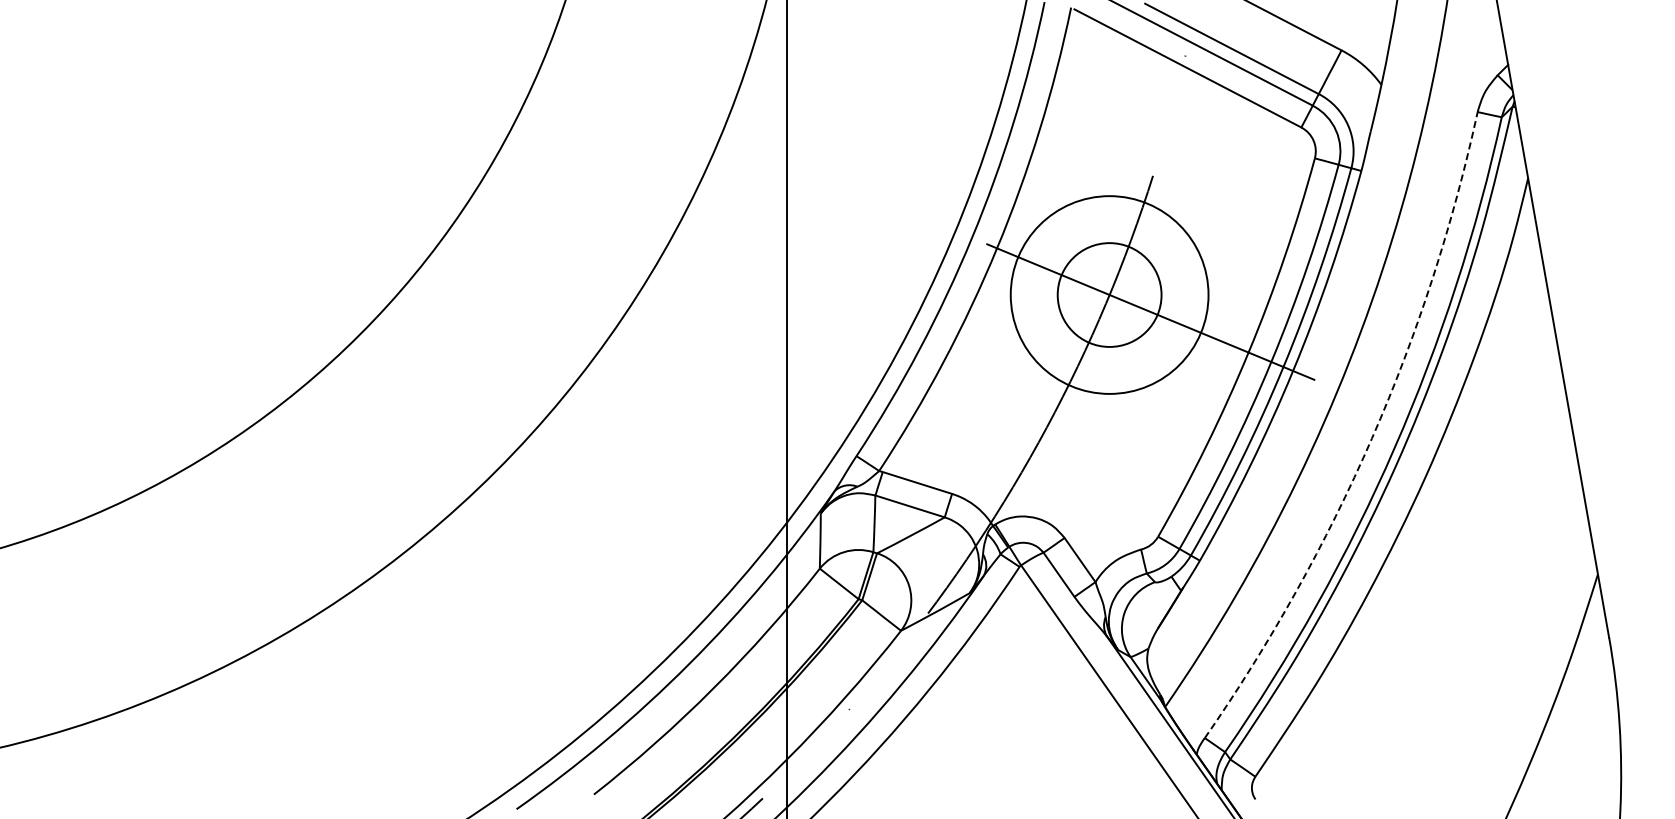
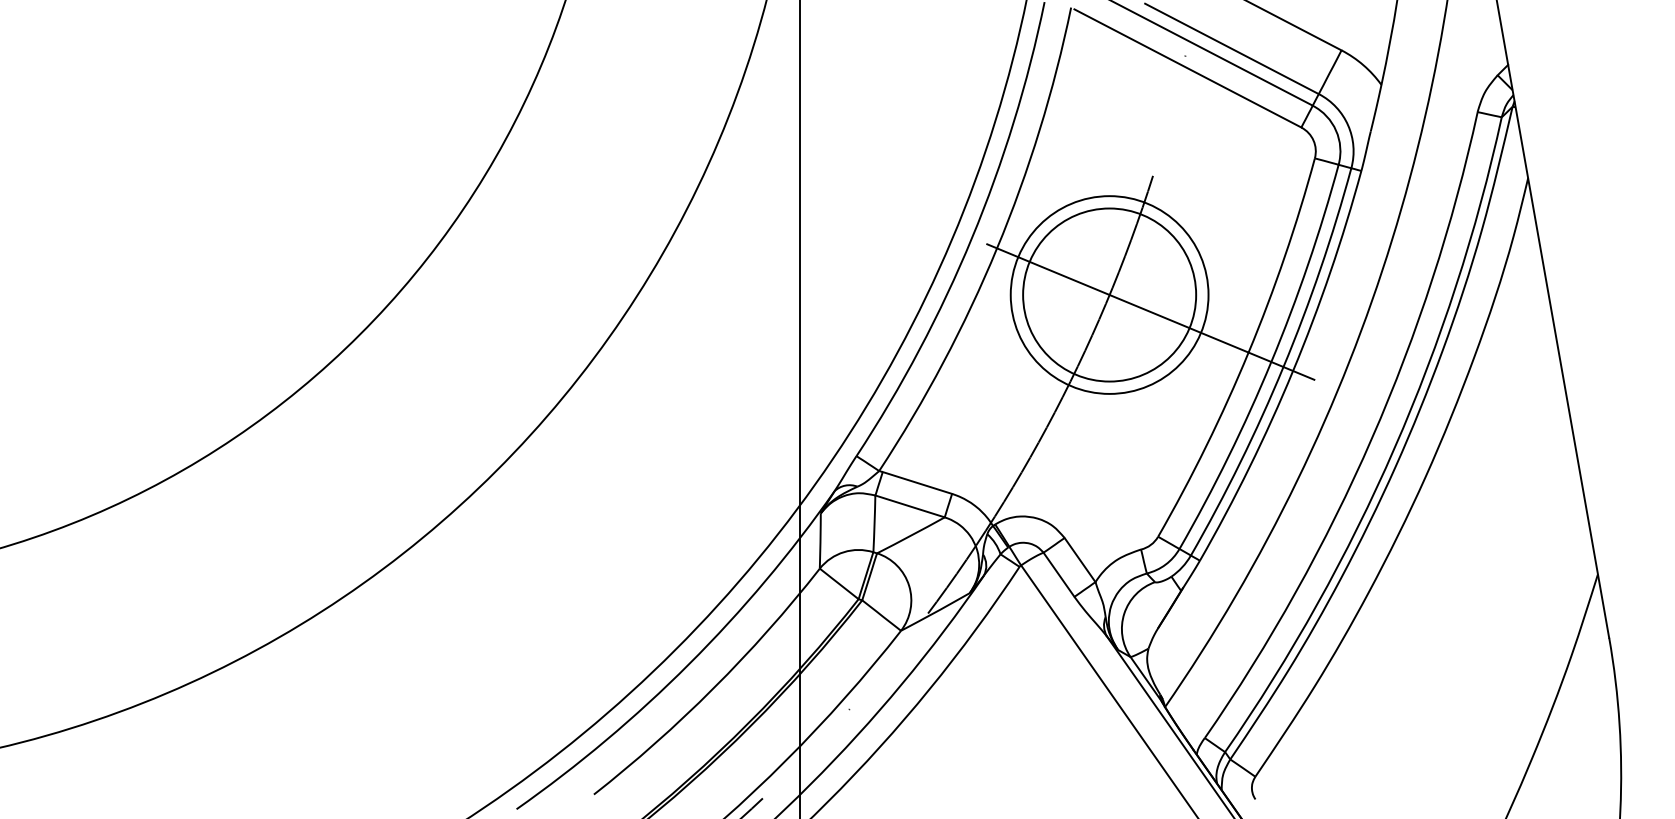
circle diameter: 104 px -> 173 px (1109, 294)
line position: (787, 408) -> (800, 408) (800, 408)
arc: dashed -> solid (1372, 438)
